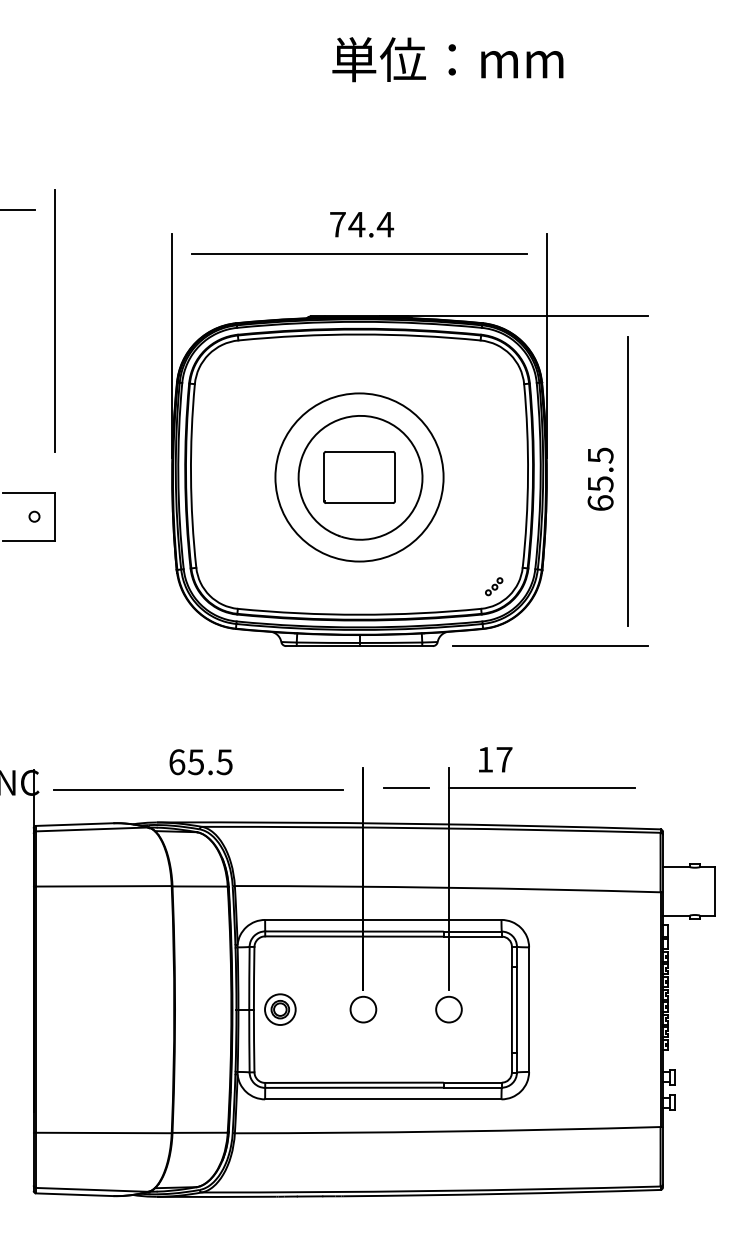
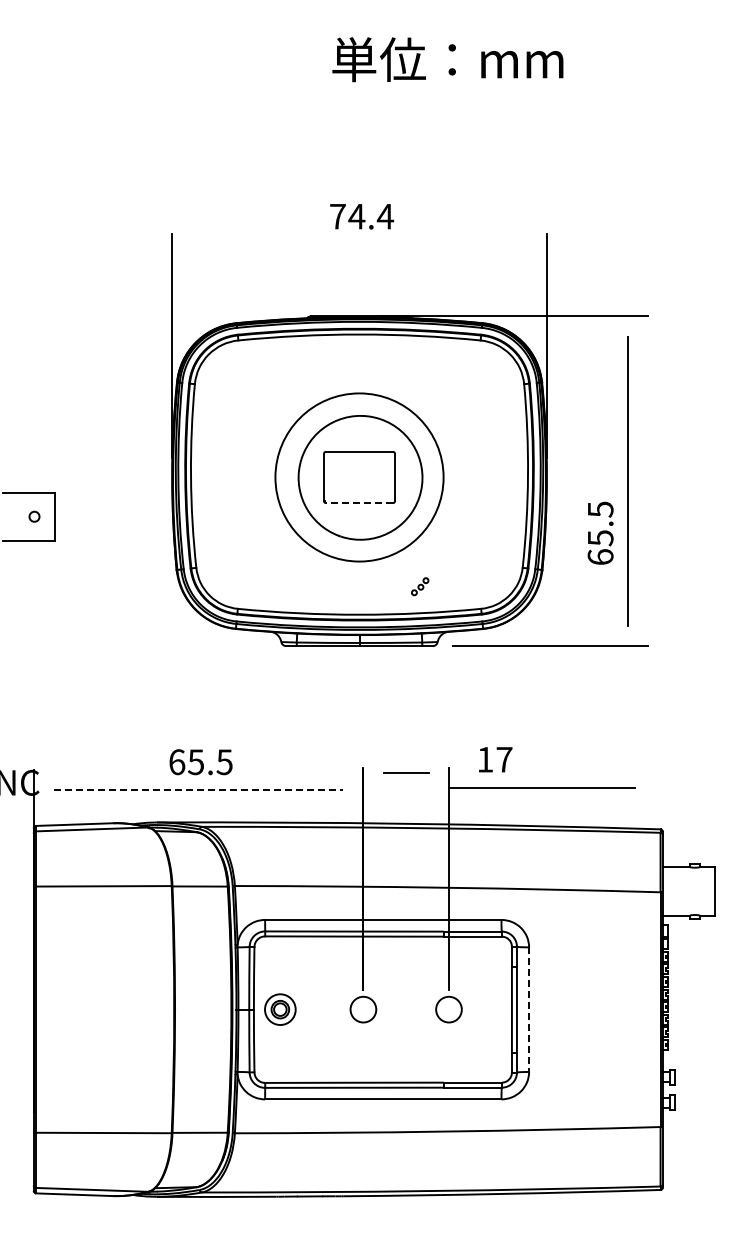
line: present -> none (18, 210)
text position: (362, 224) -> (362, 216) (362, 216)
line: present -> none (359, 254)
line: present -> none (54, 320)
text position: (600, 478) -> (600, 532) (600, 532)
line: solid -> dashed (359, 503)
part position: (494, 586) -> (420, 586) (420, 586)
line position: (406, 787) -> (406, 772) (406, 772)
line: solid -> dashed (198, 790)
line: solid -> dashed (529, 1010)
